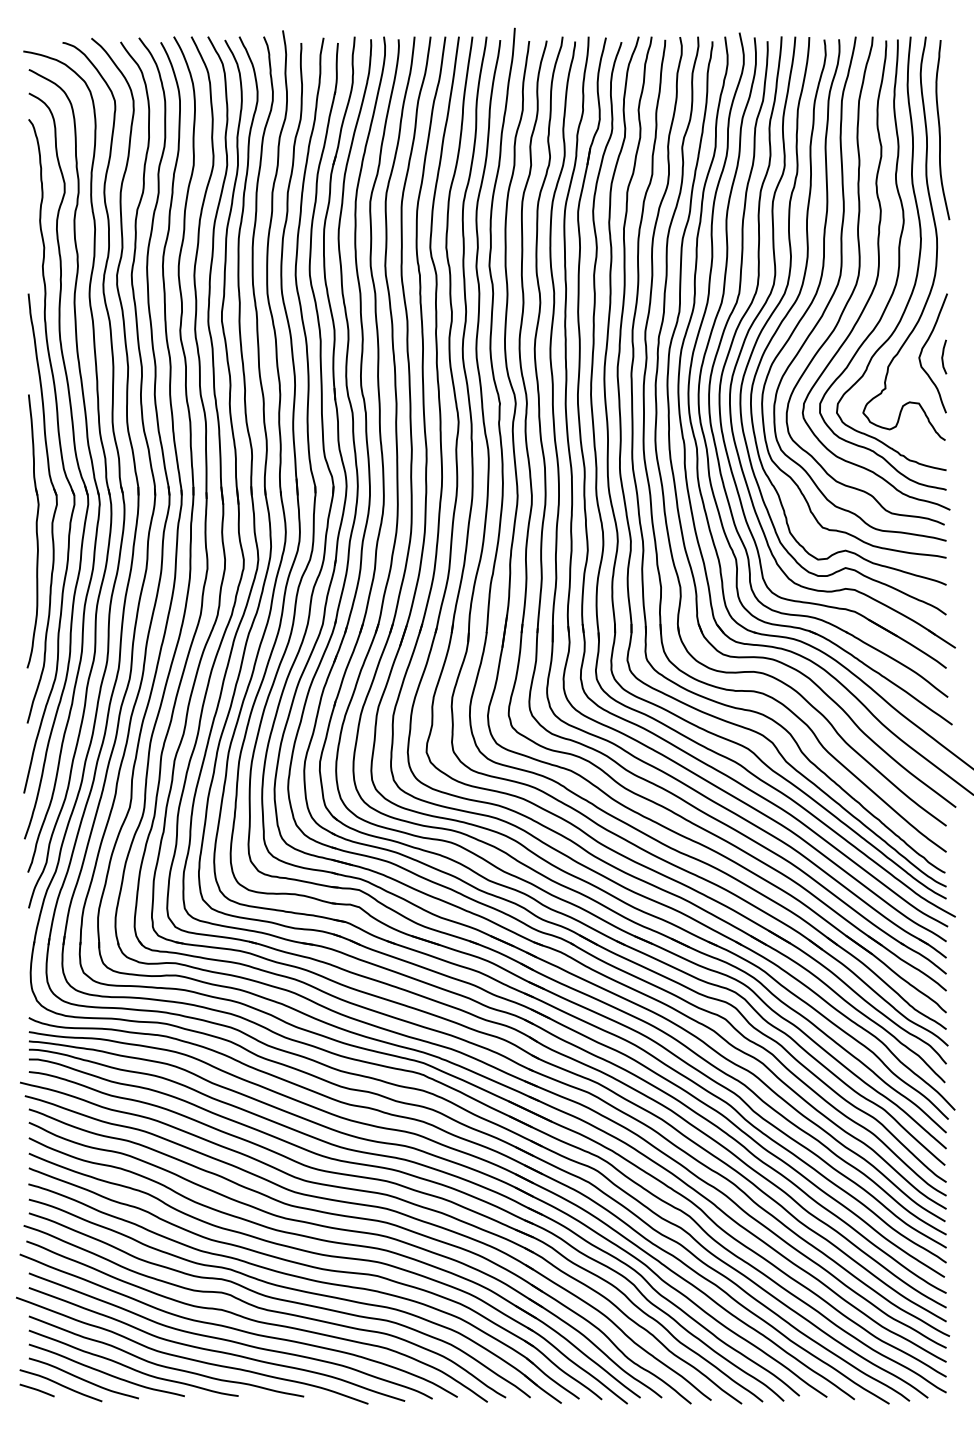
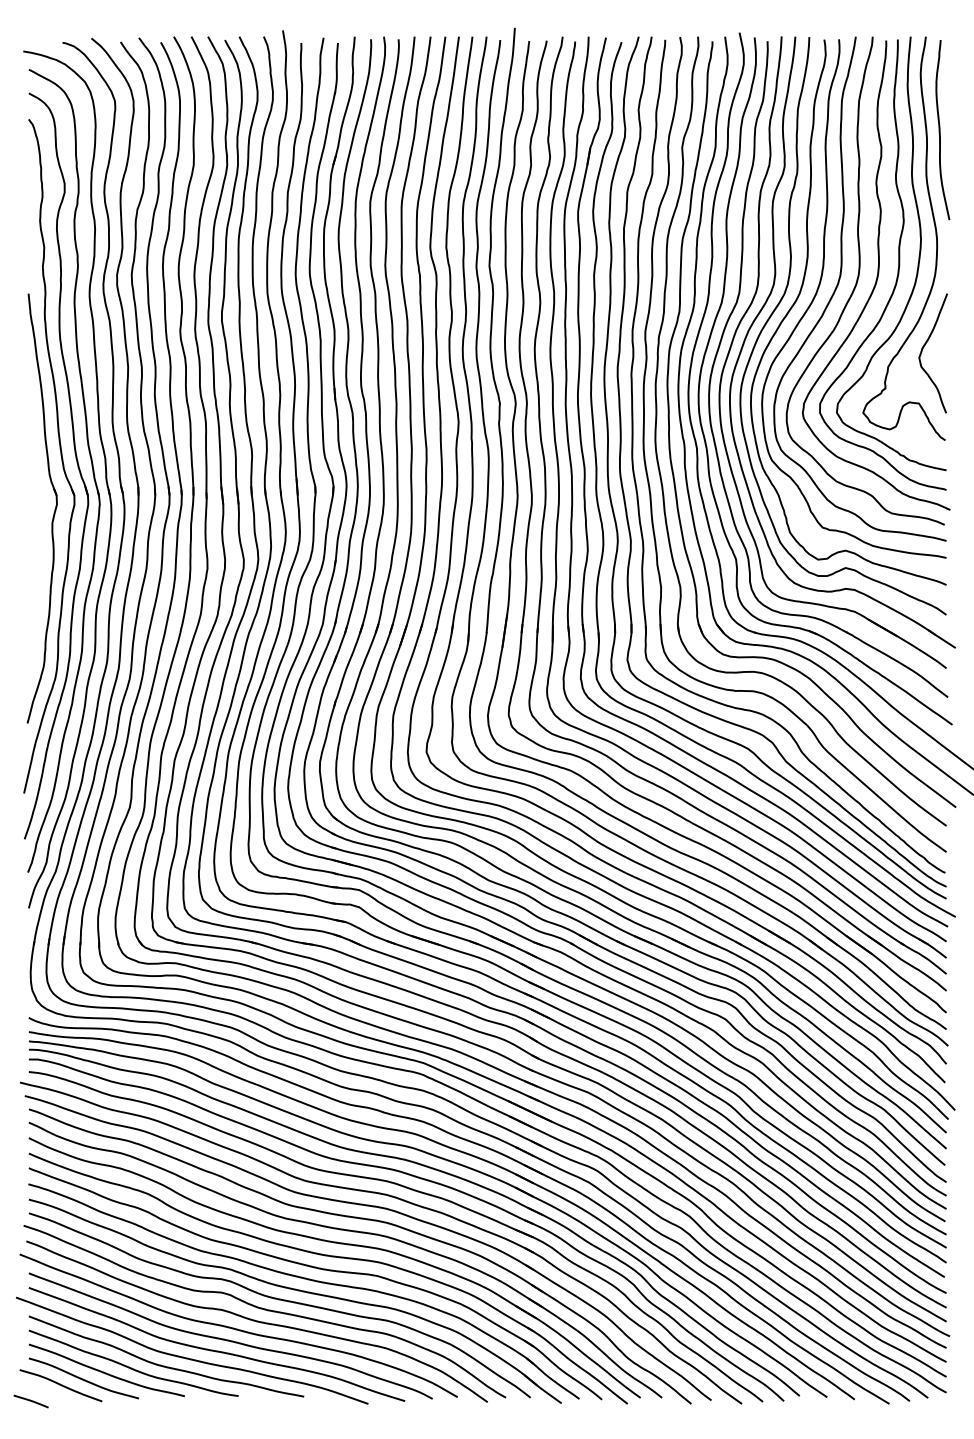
curve: present -> none (943, 356)
part: present -> none (32, 531)
line position: (36, 1390) -> (30, 1401) (30, 1401)
